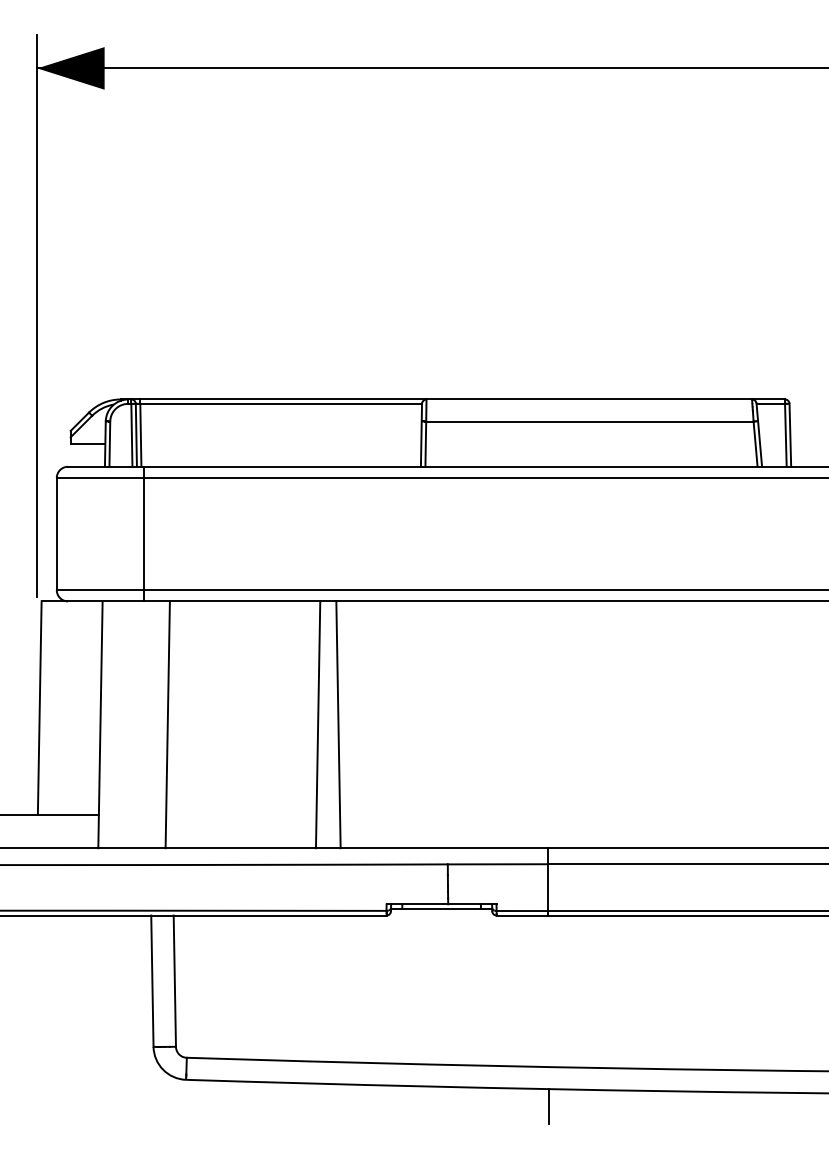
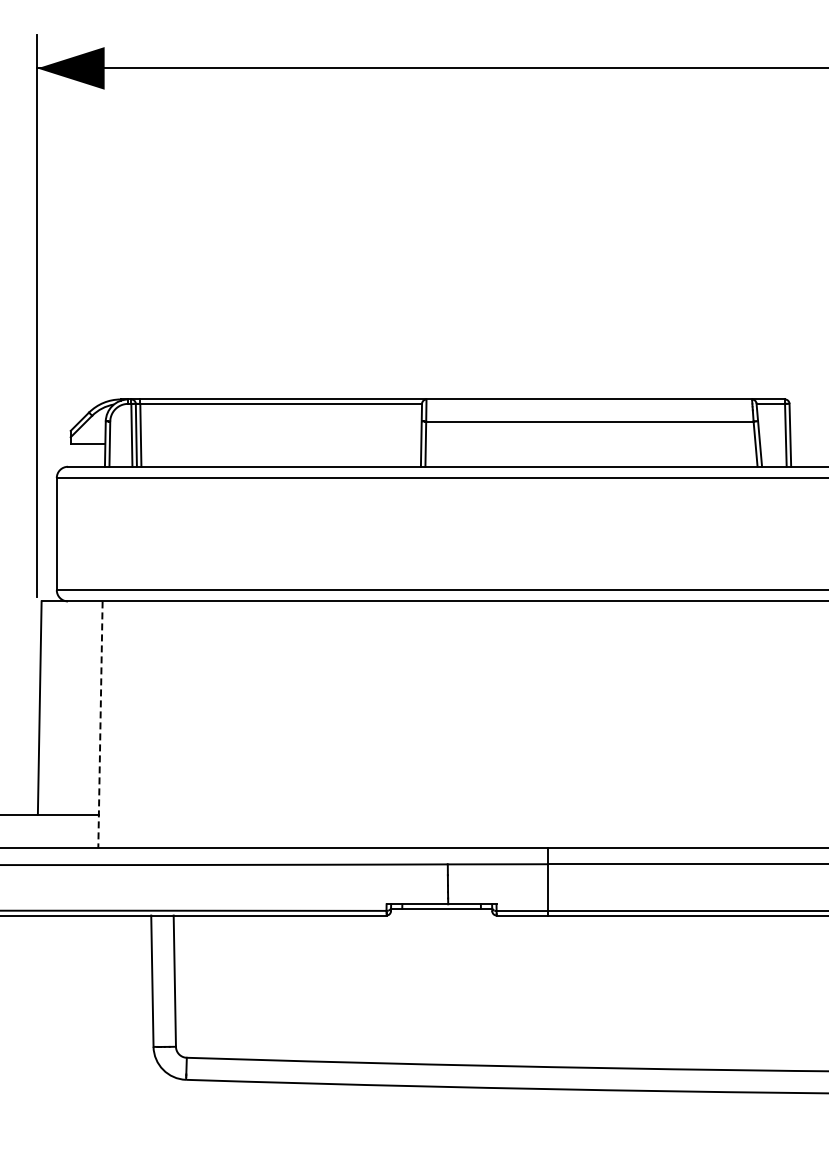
line: present -> none (144, 533)
line: present -> none (167, 724)
line: present -> none (317, 724)
line: present -> none (338, 724)
line: solid -> dashed (100, 725)
line: present -> none (548, 1106)
